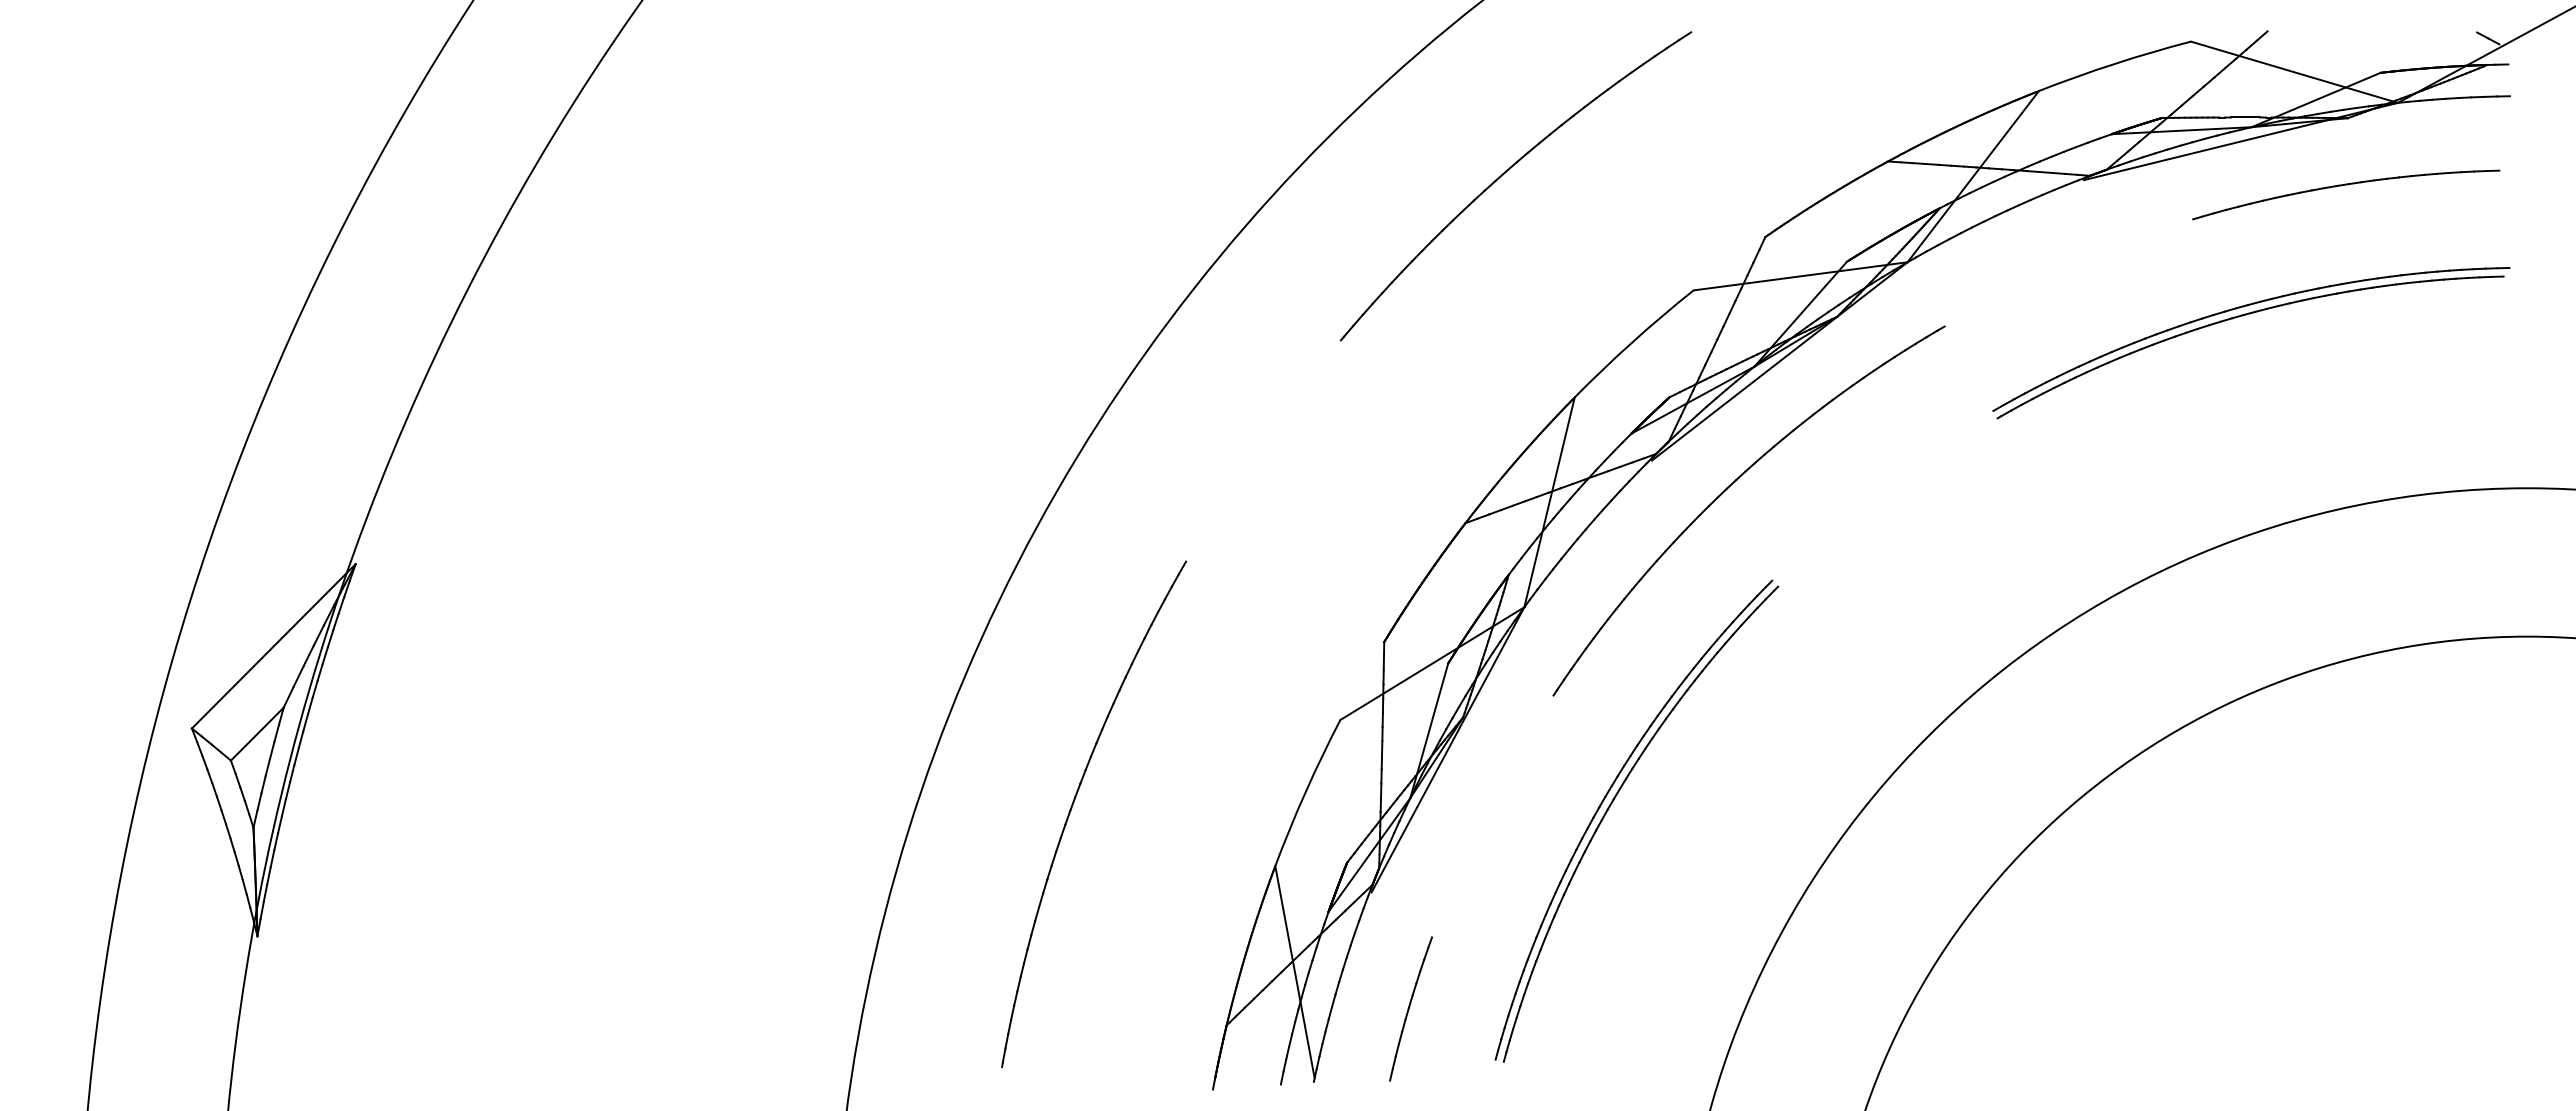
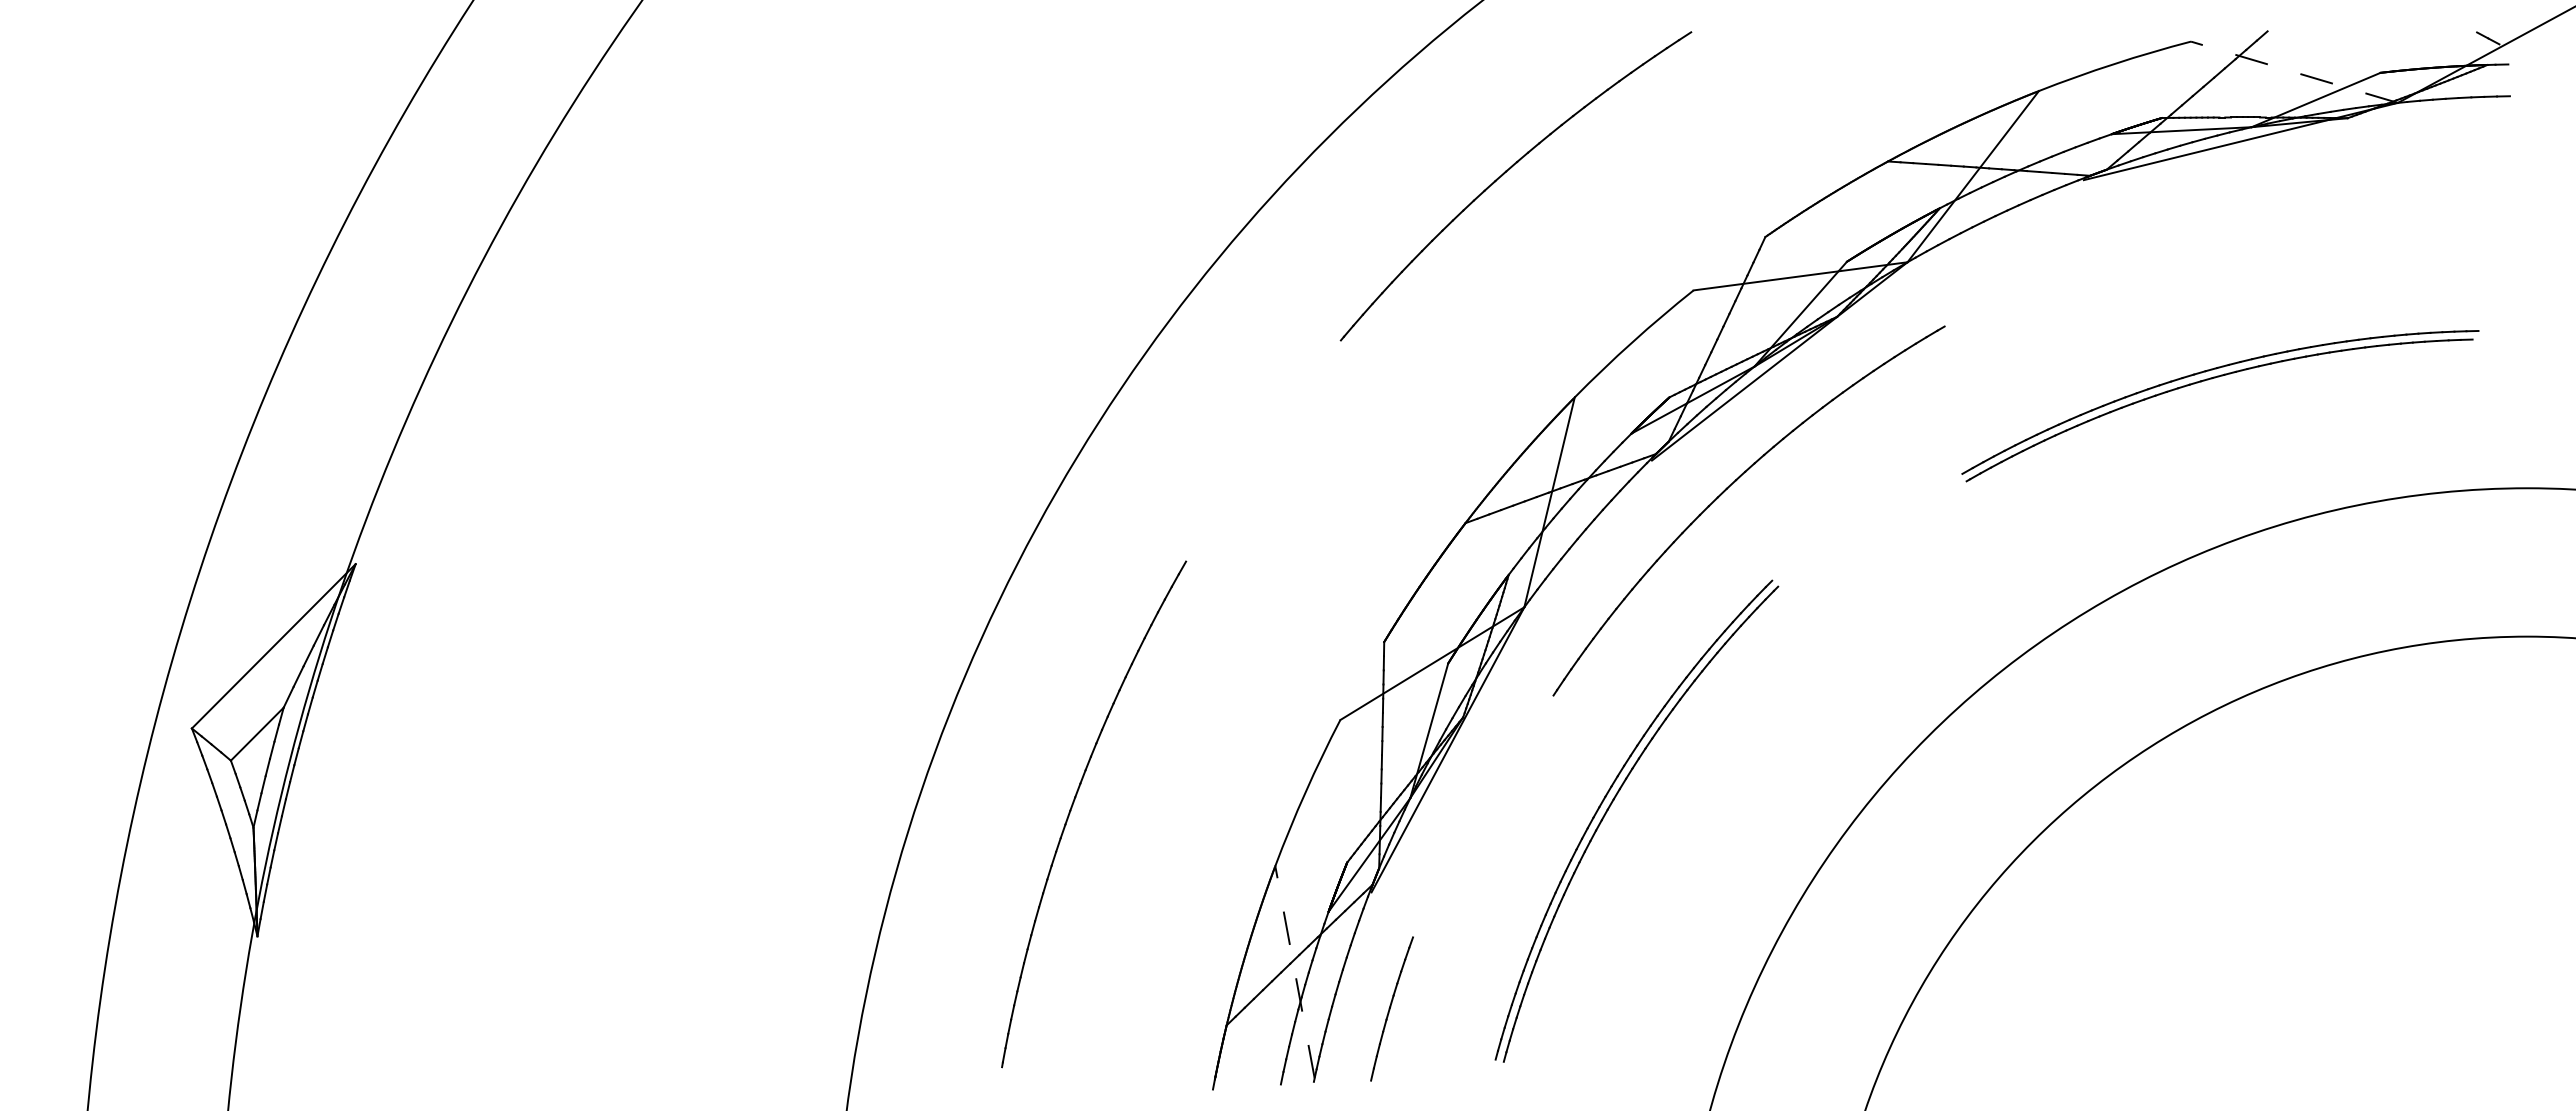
line: solid -> dashed (2294, 72)
part: present -> none (2346, 185)
part position: (2243, 316) -> (2212, 379) (2212, 379)
line: solid -> dashed (1294, 972)
part position: (1410, 1008) -> (1391, 1008) (1391, 1008)
